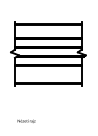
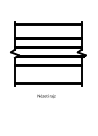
text position: (26, 120) -> (46, 95) (46, 95)
